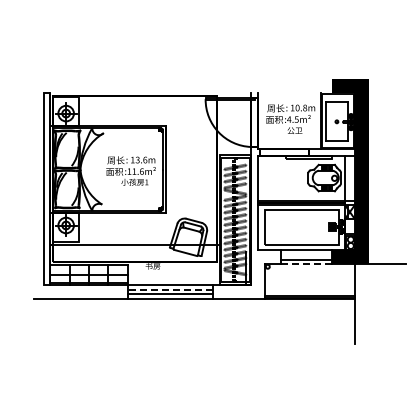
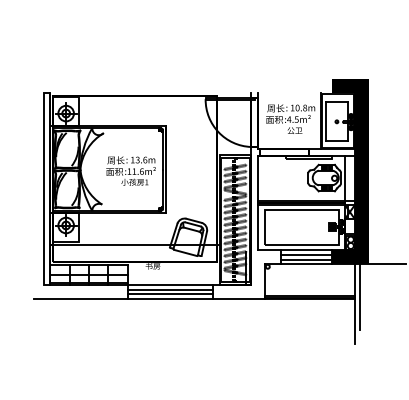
line: none -> present (306, 254)
line: dashed -> solid (306, 264)
line: dashed -> solid (170, 289)
line: none -> present (359, 297)
